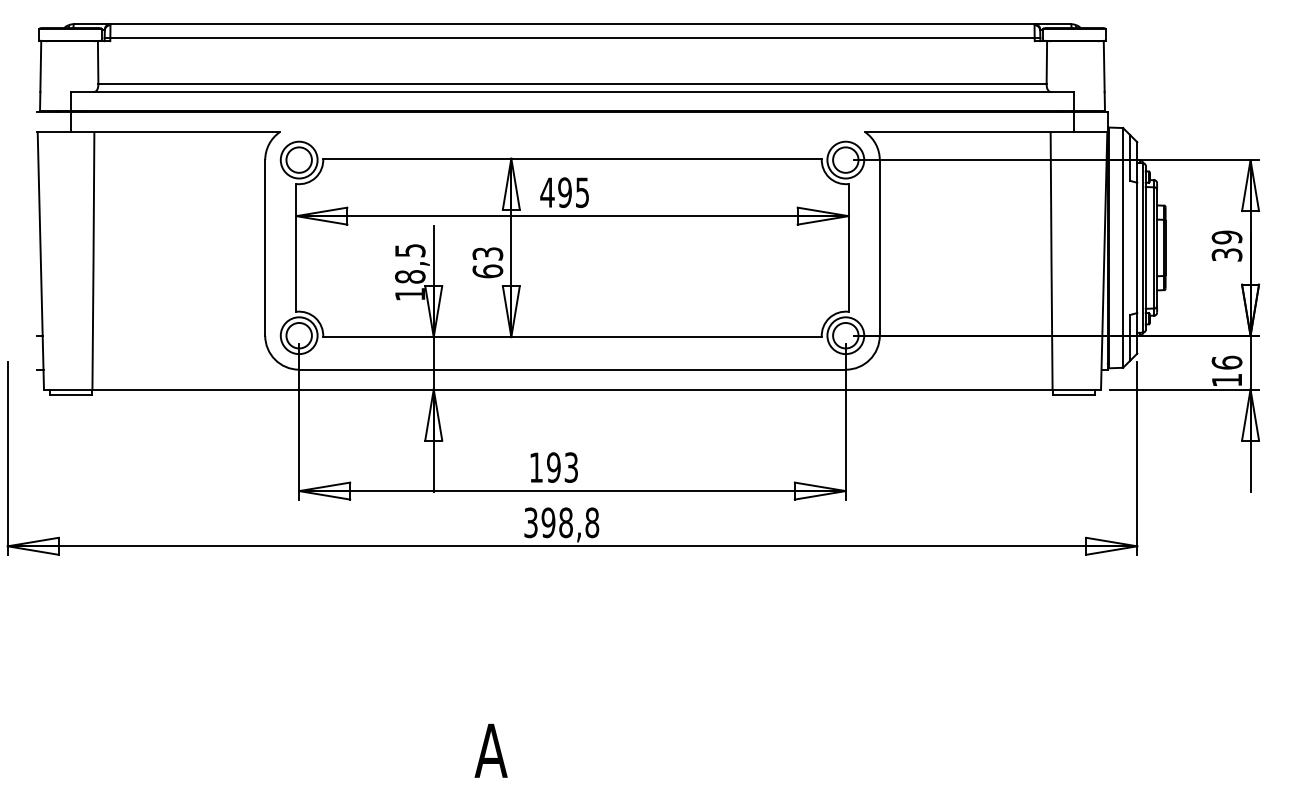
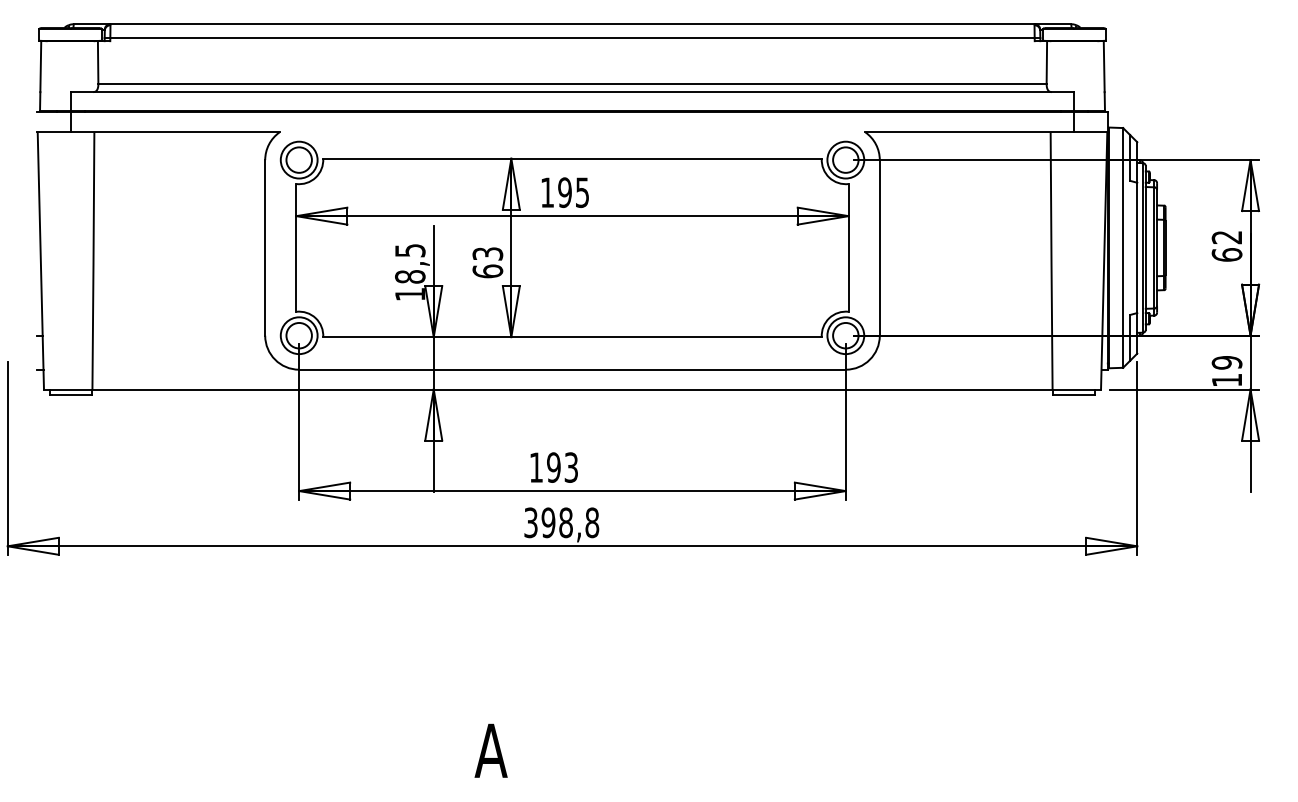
text: 495 -> 195 (547, 192)
text: 39 -> 62 (1226, 245)
text: 16 -> 19 (1226, 362)
